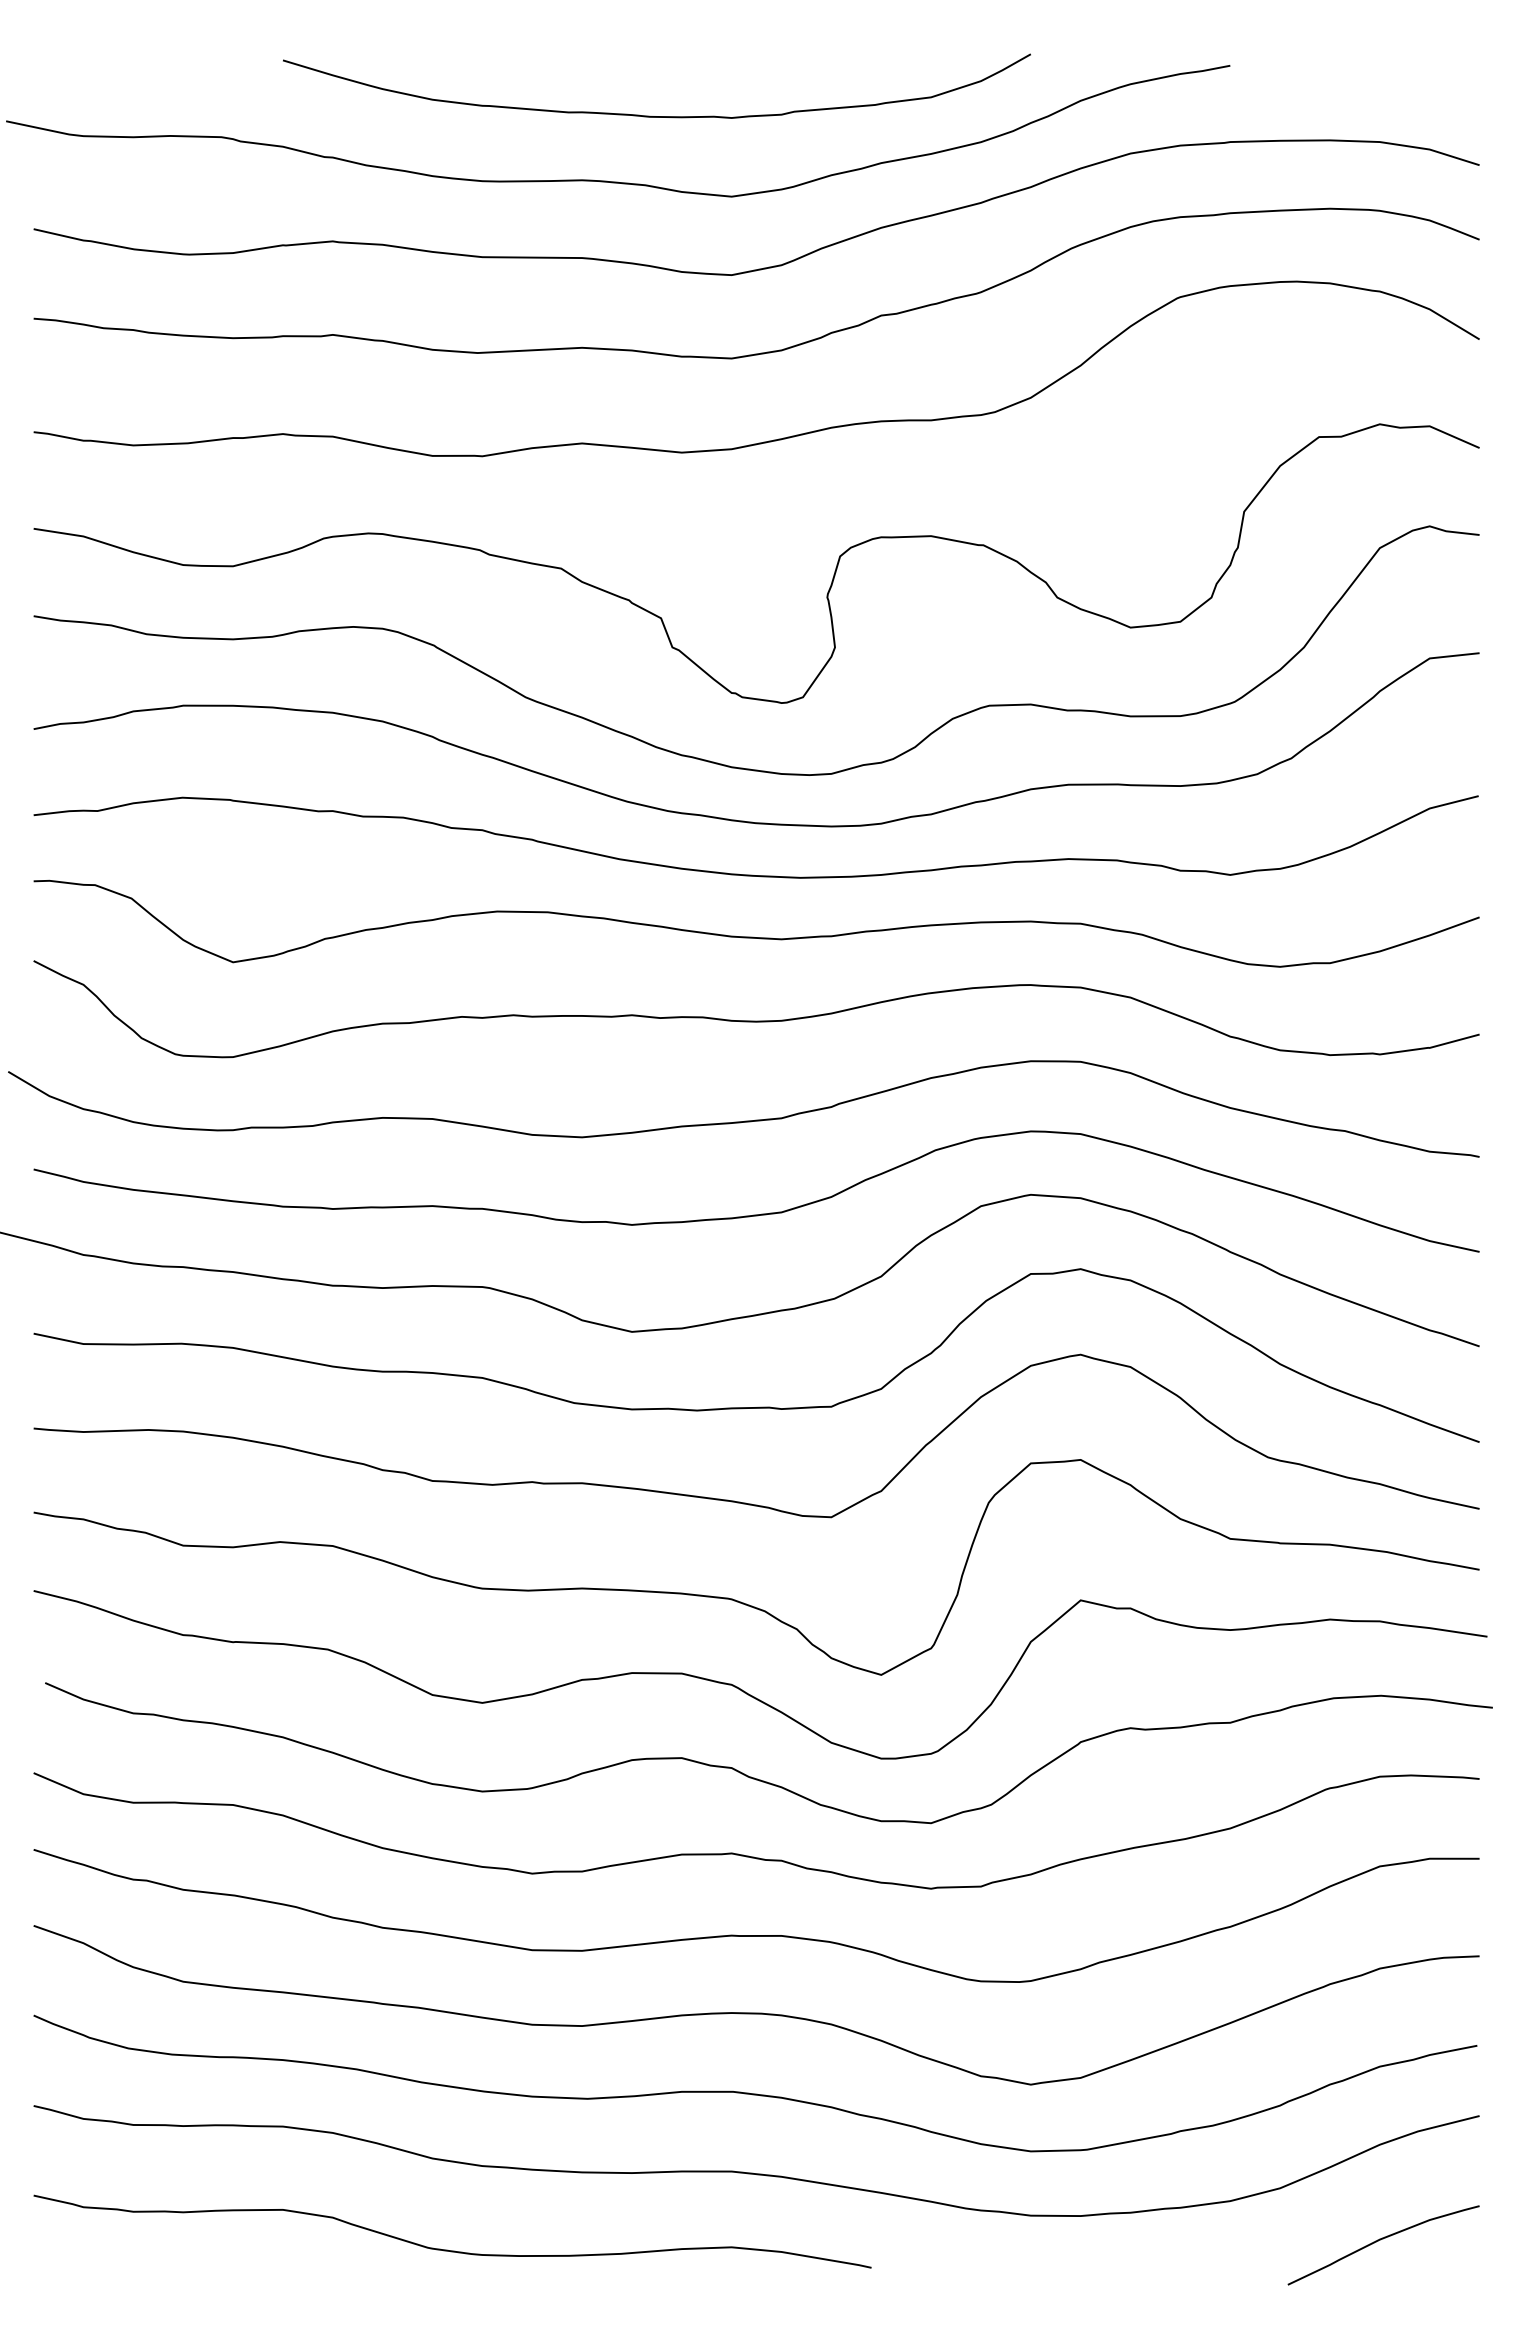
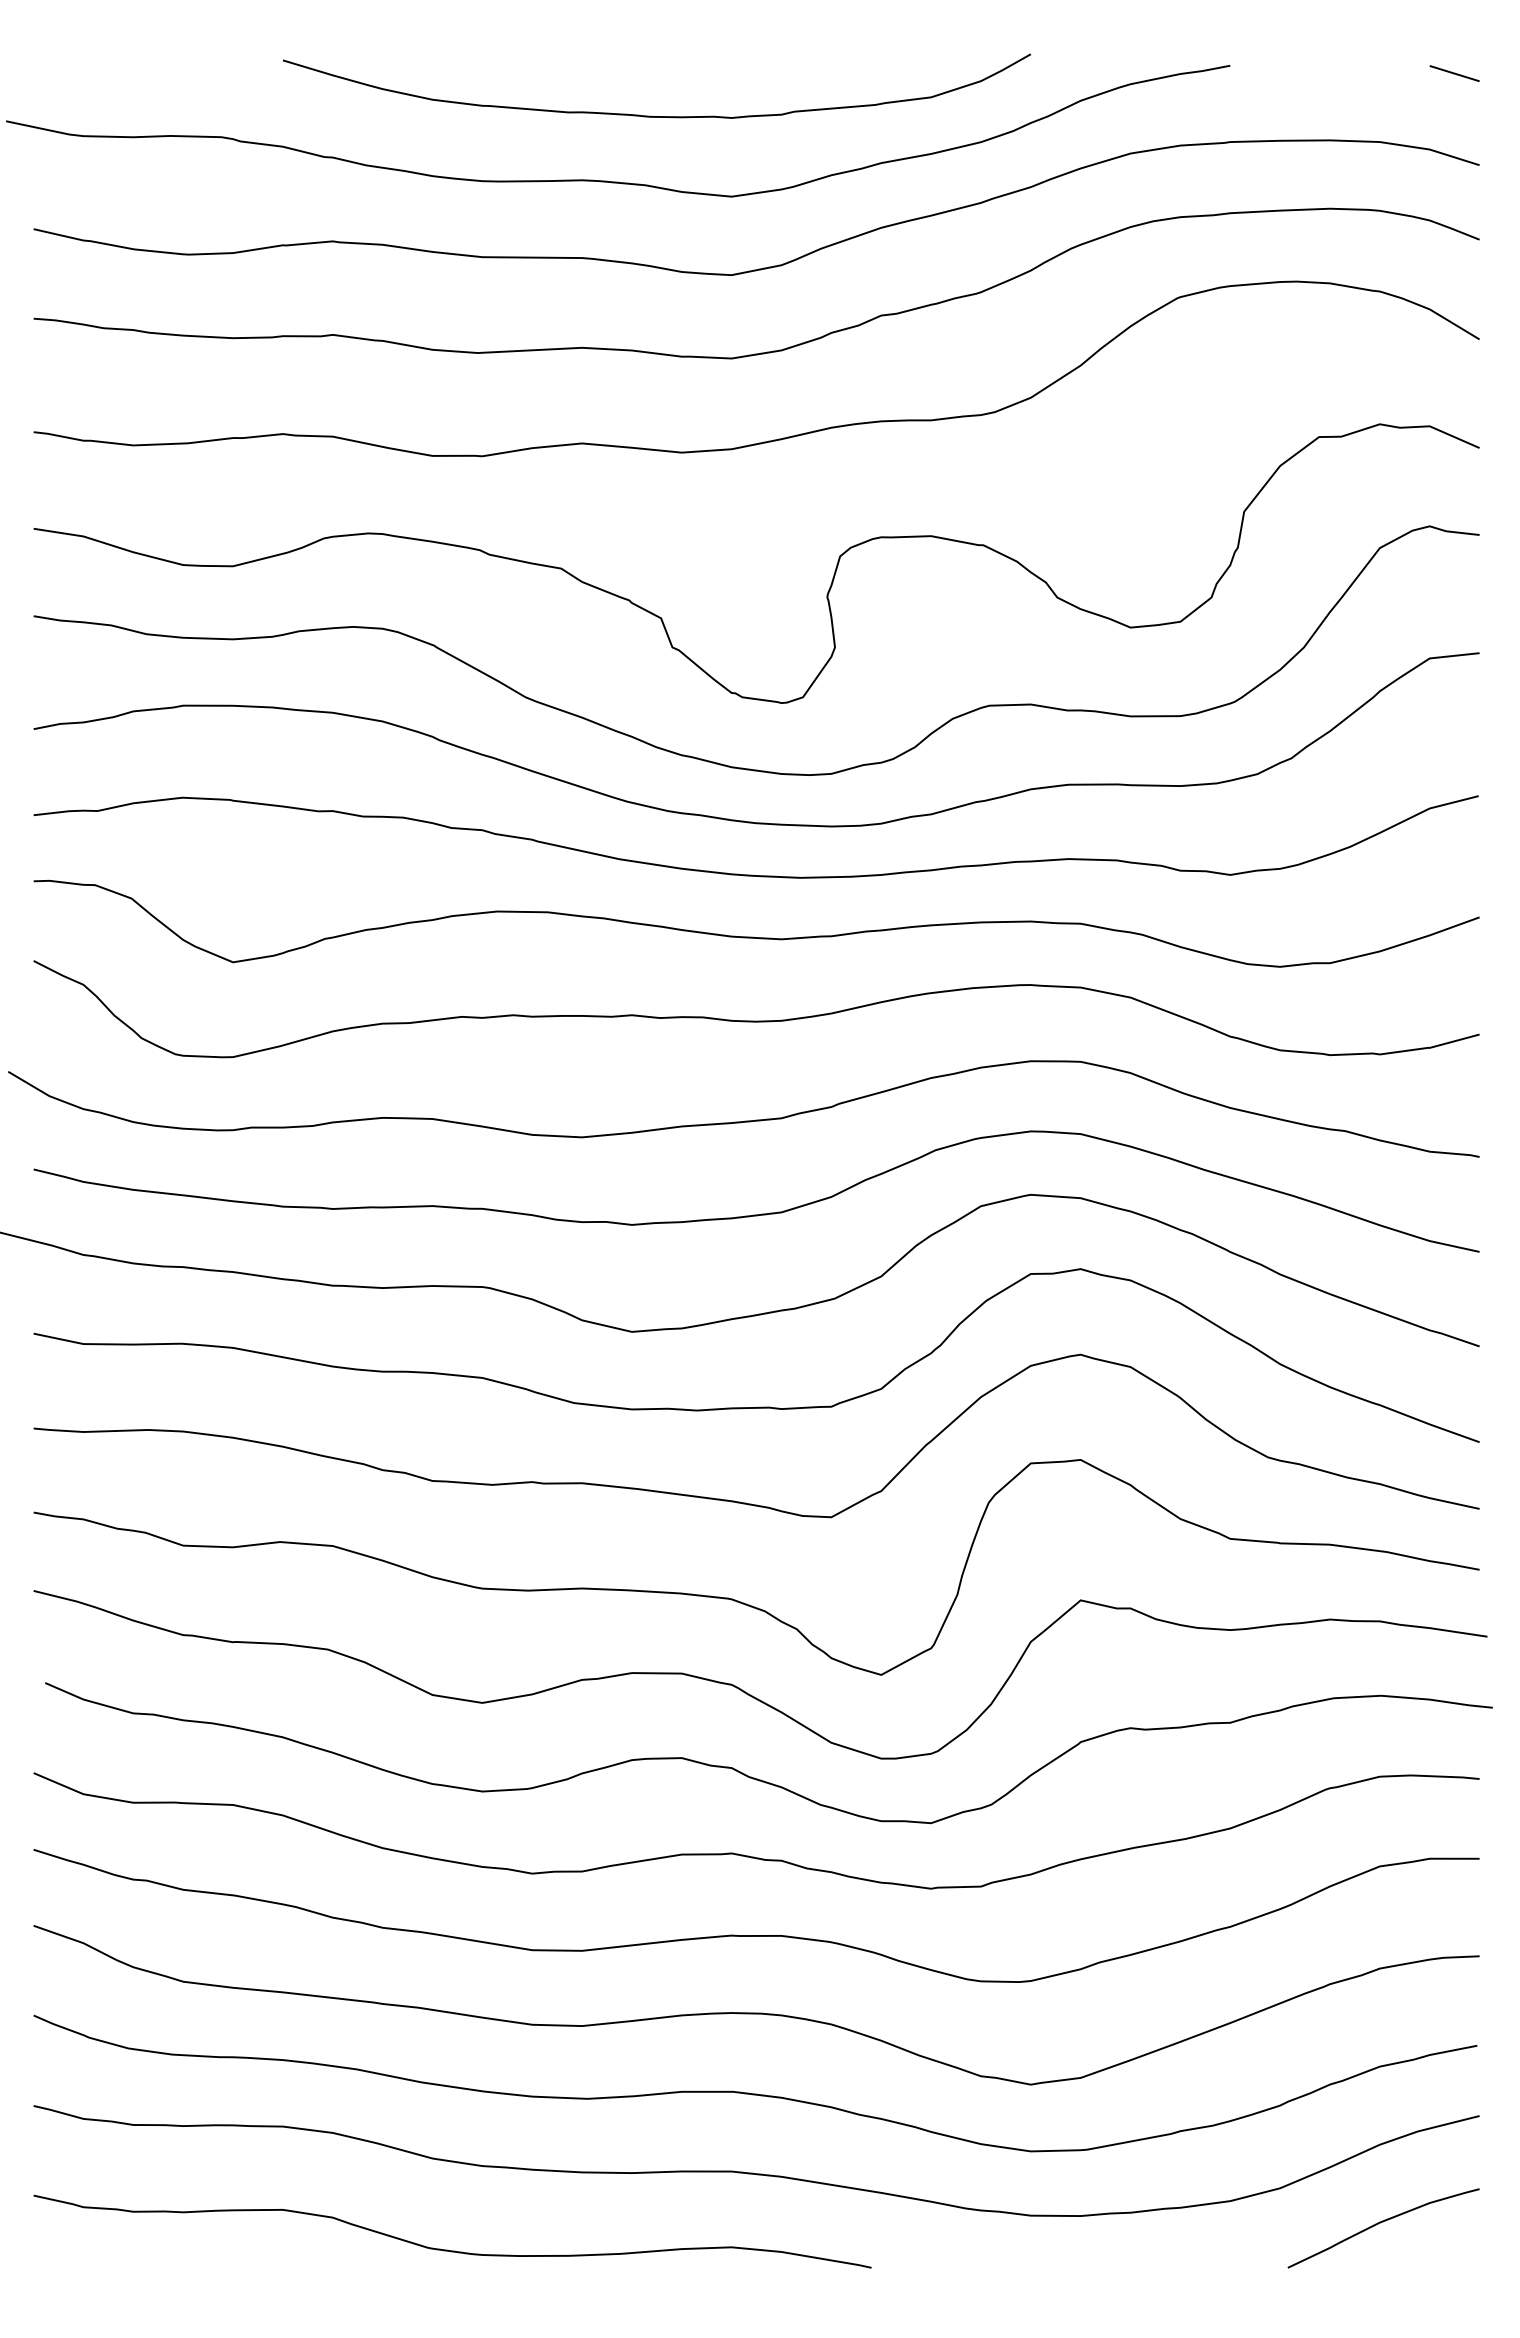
line: none -> present (1454, 73)
curve position: (1380, 2240) -> (1380, 2223) (1380, 2223)
